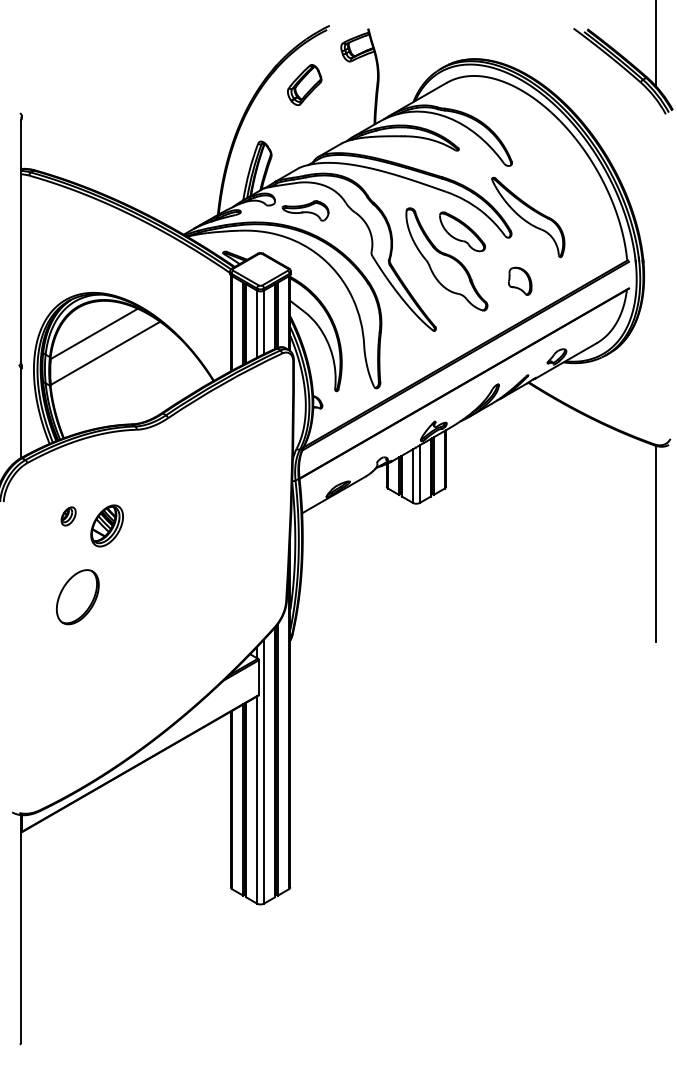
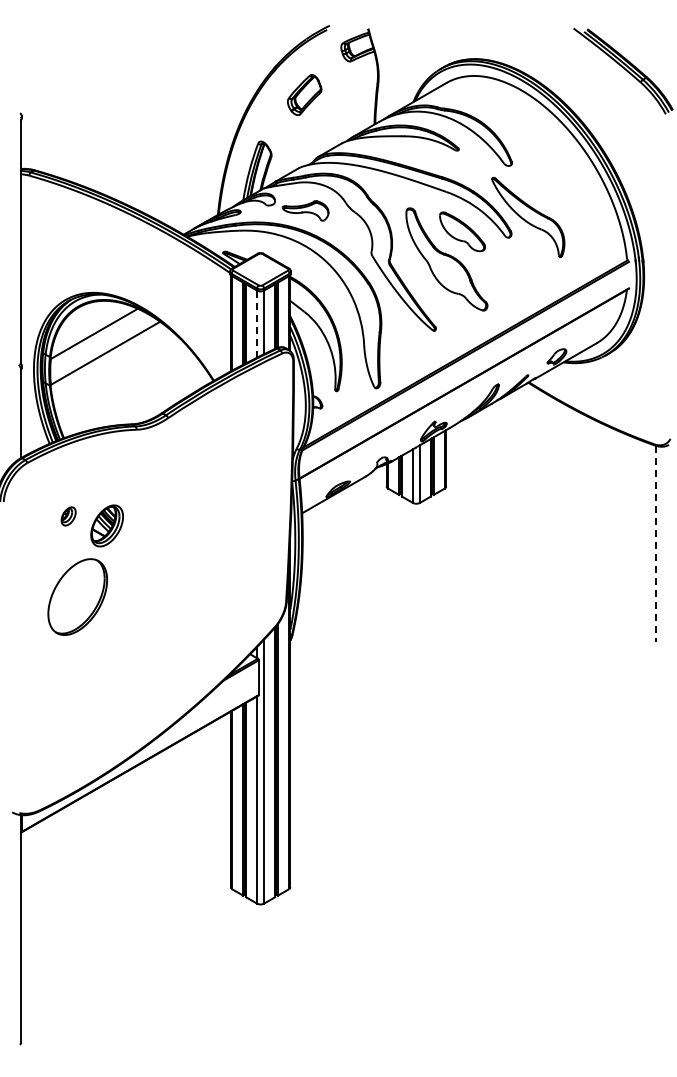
line: present -> none (655, 43)
part position: (304, 85) -> (304, 95) (304, 95)
part: present -> none (520, 280)
line: solid -> dashed (257, 324)
line: solid -> dashed (655, 544)
part size: 44x57 px -> 61x78 px (77, 596)
